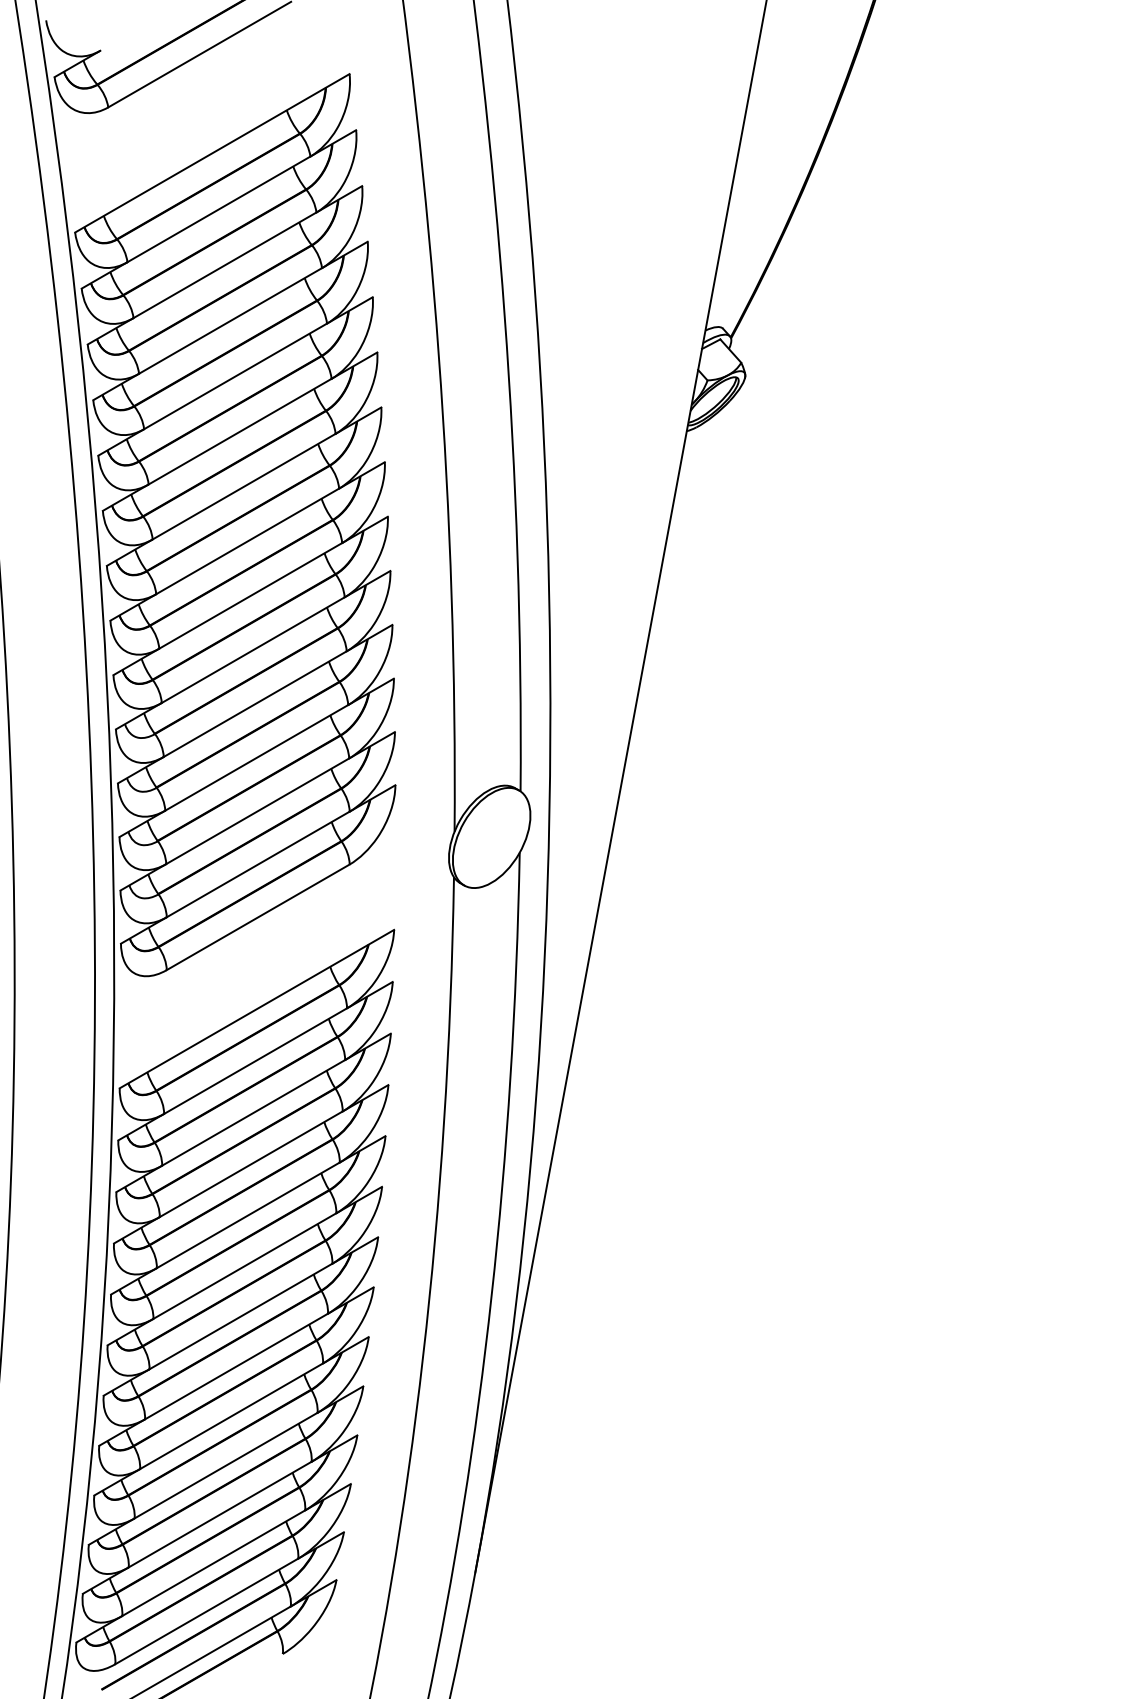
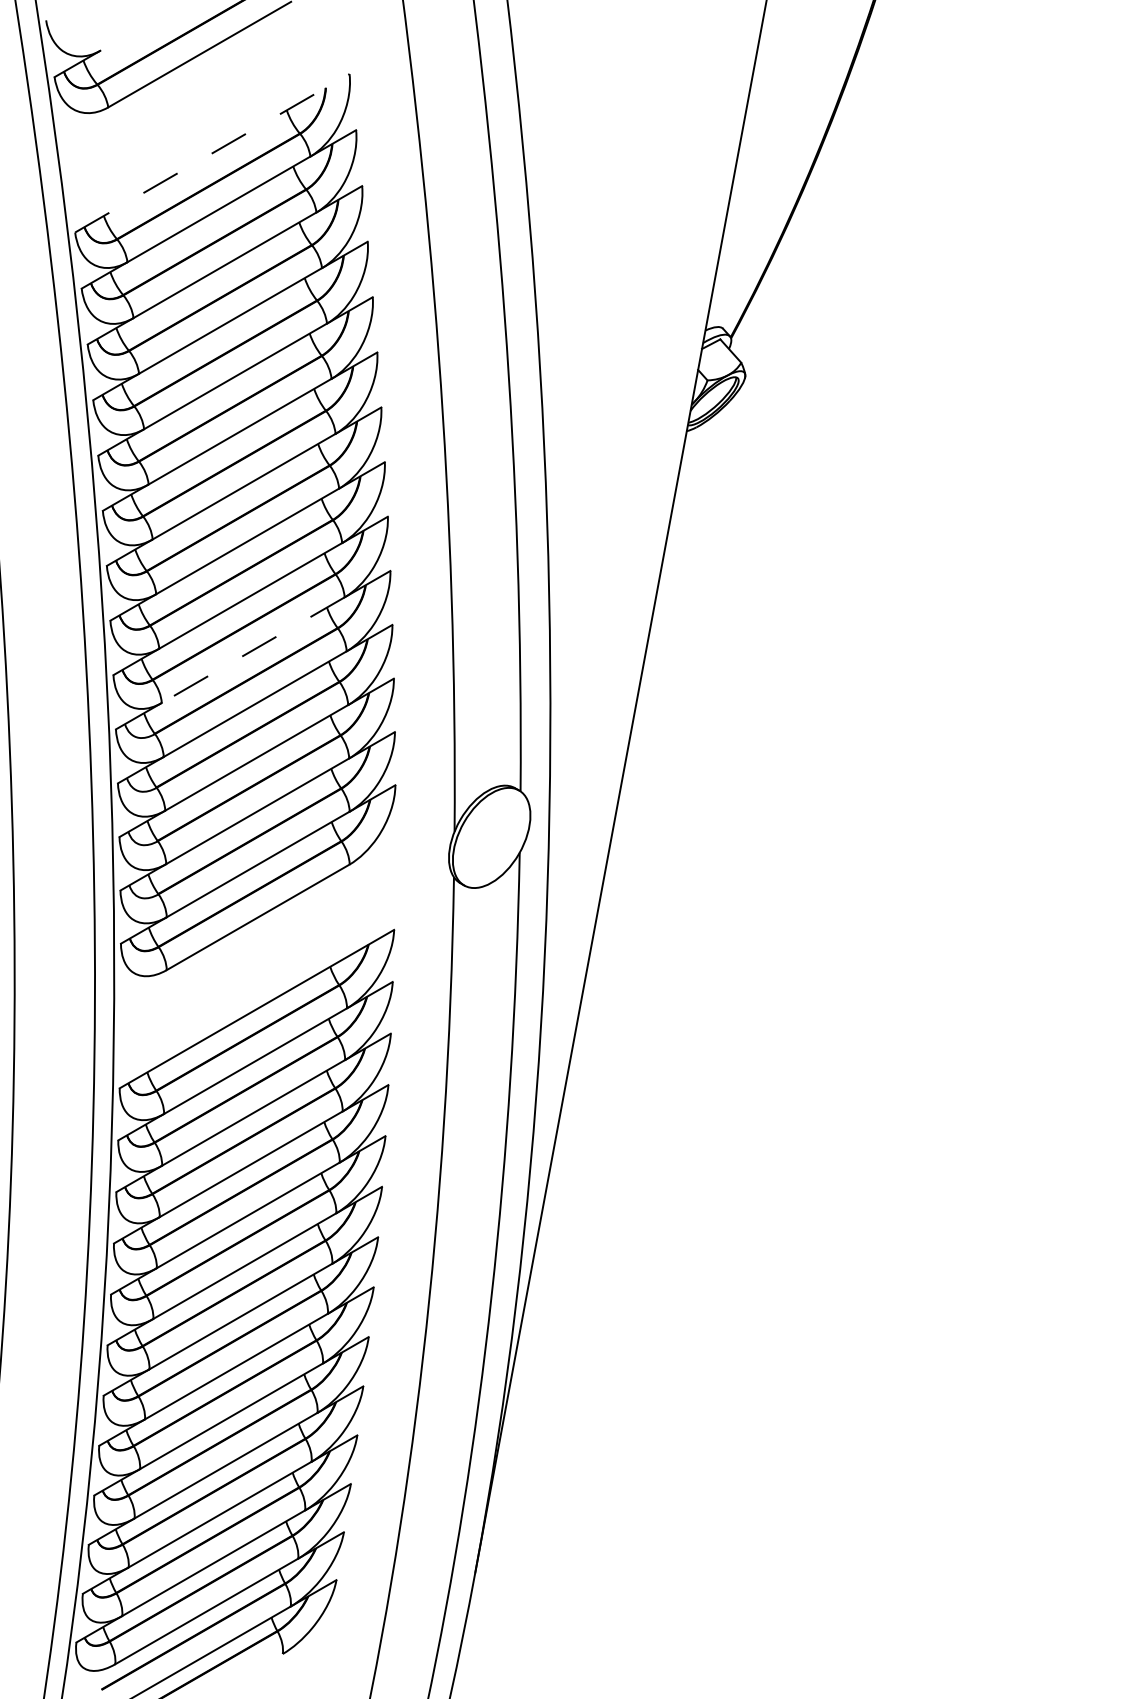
line: solid -> dashed (212, 153)
line: solid -> dashed (253, 650)
